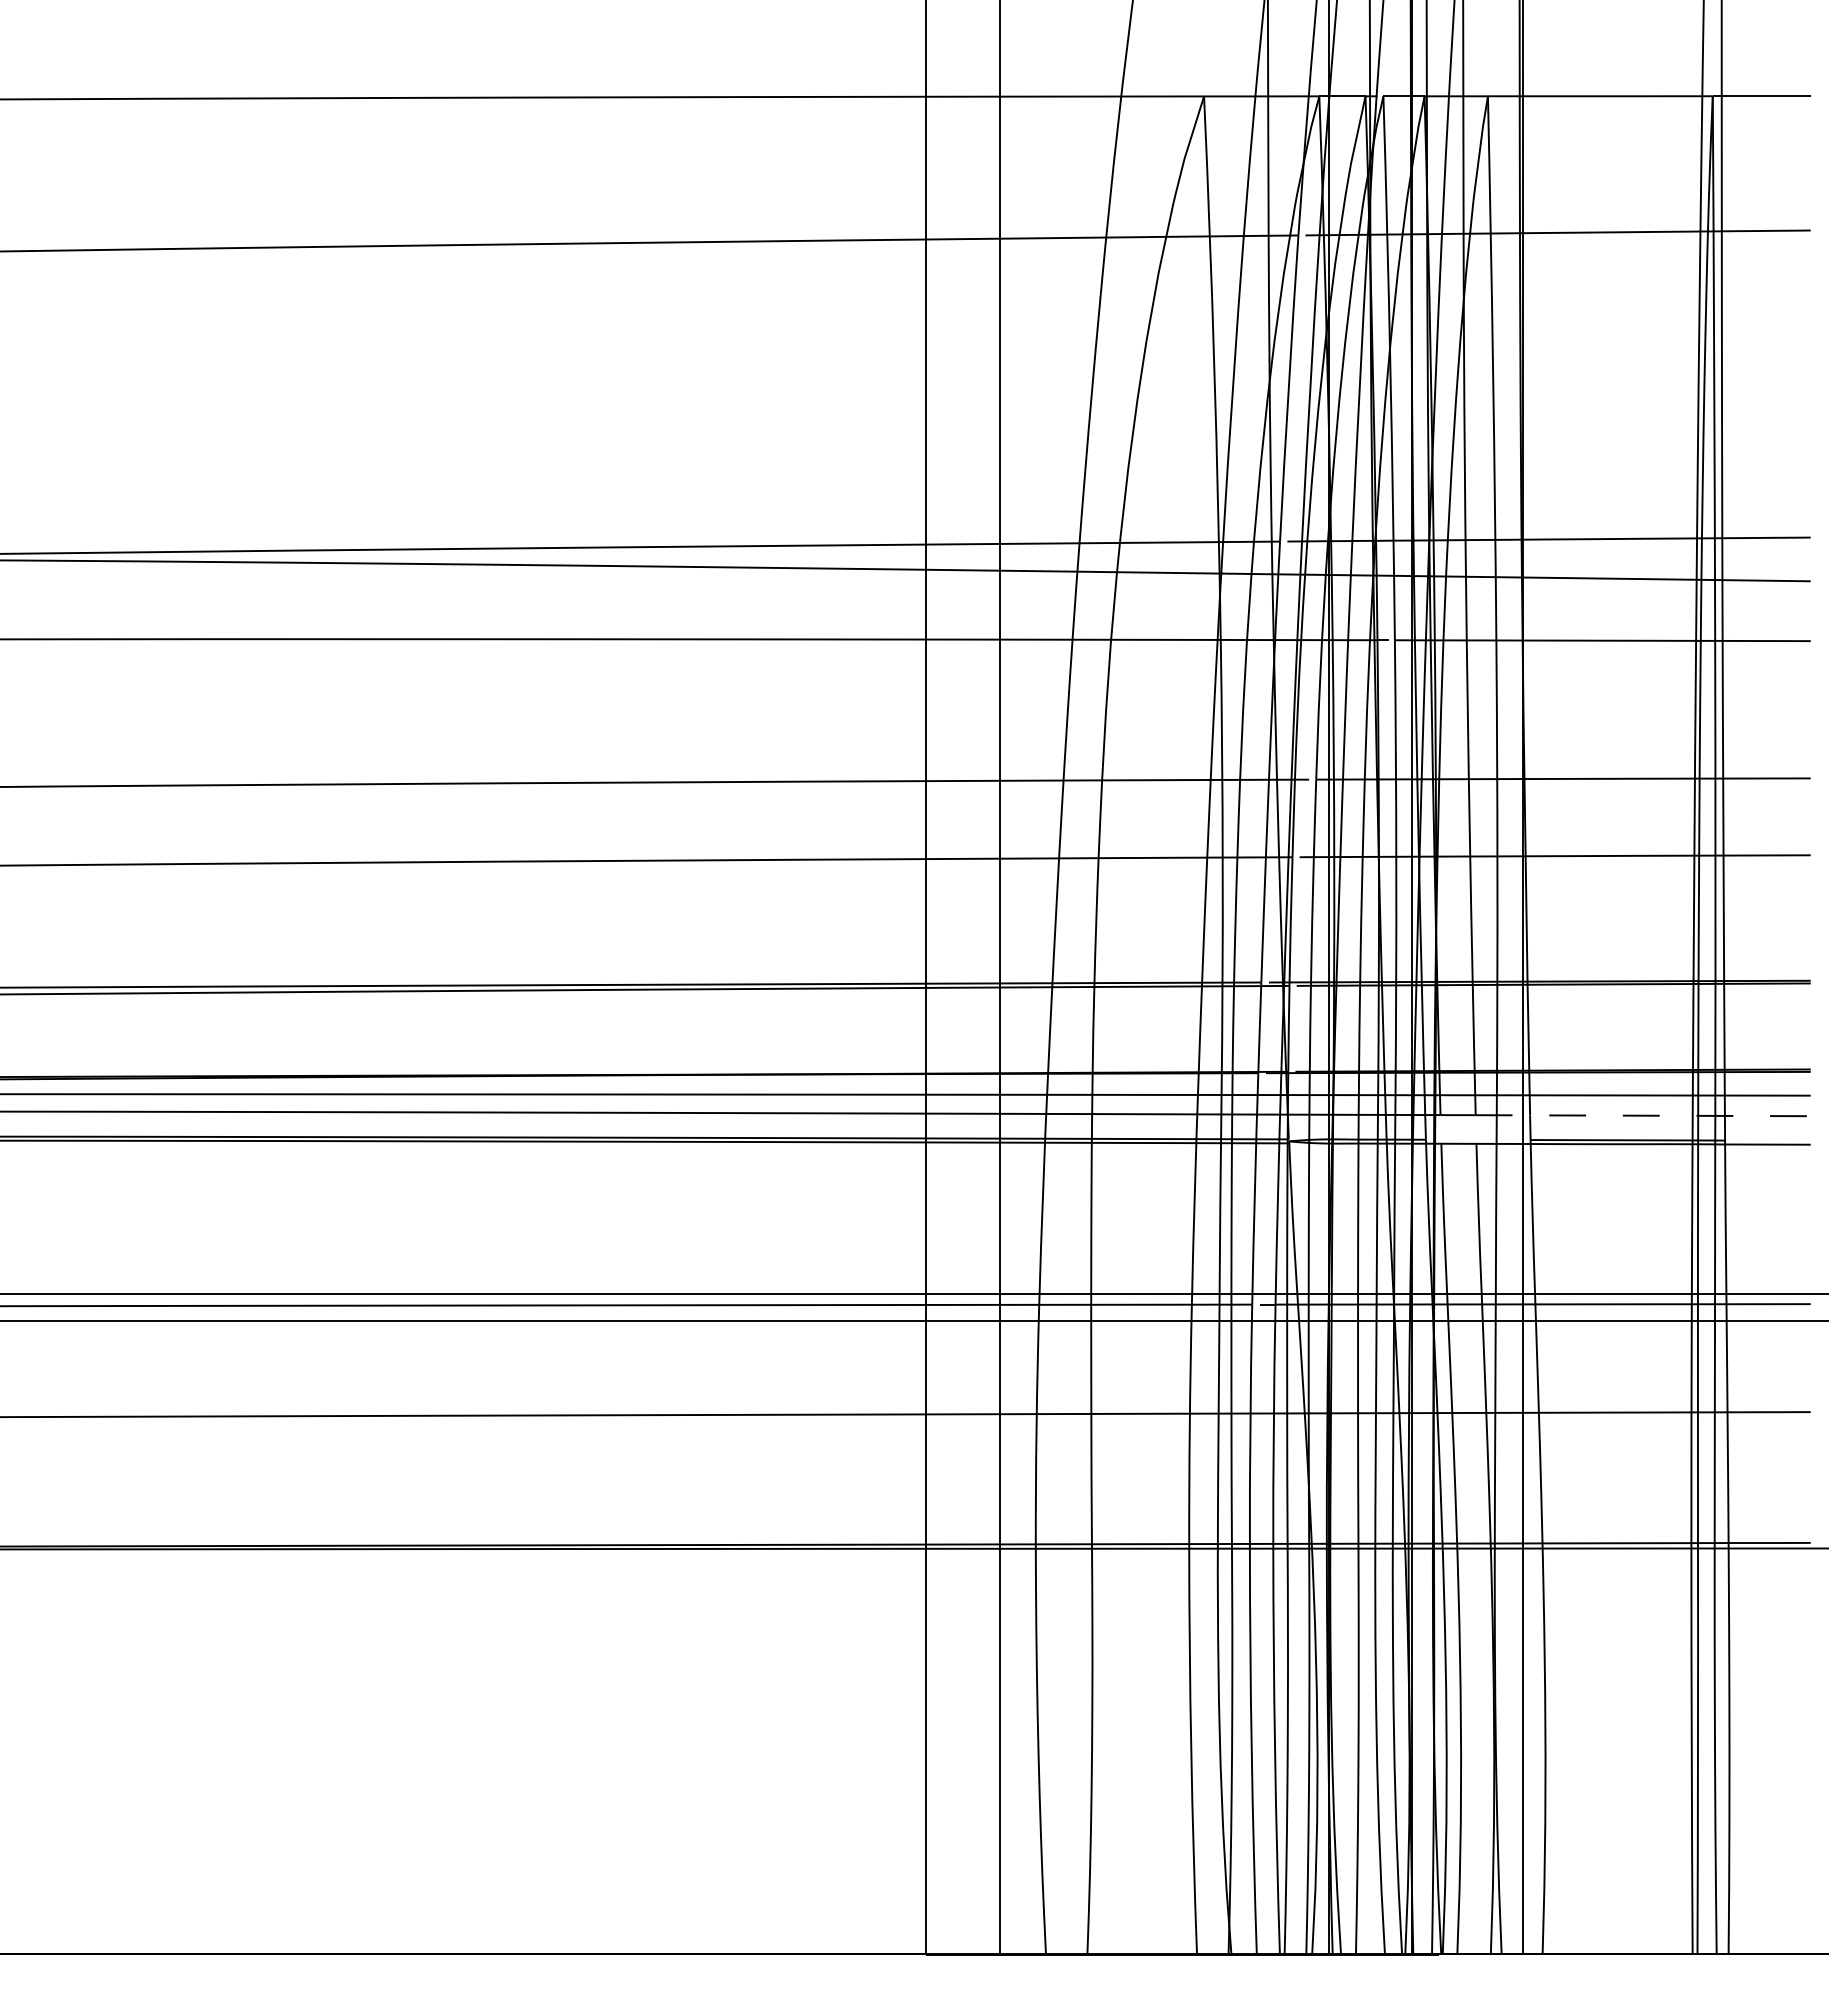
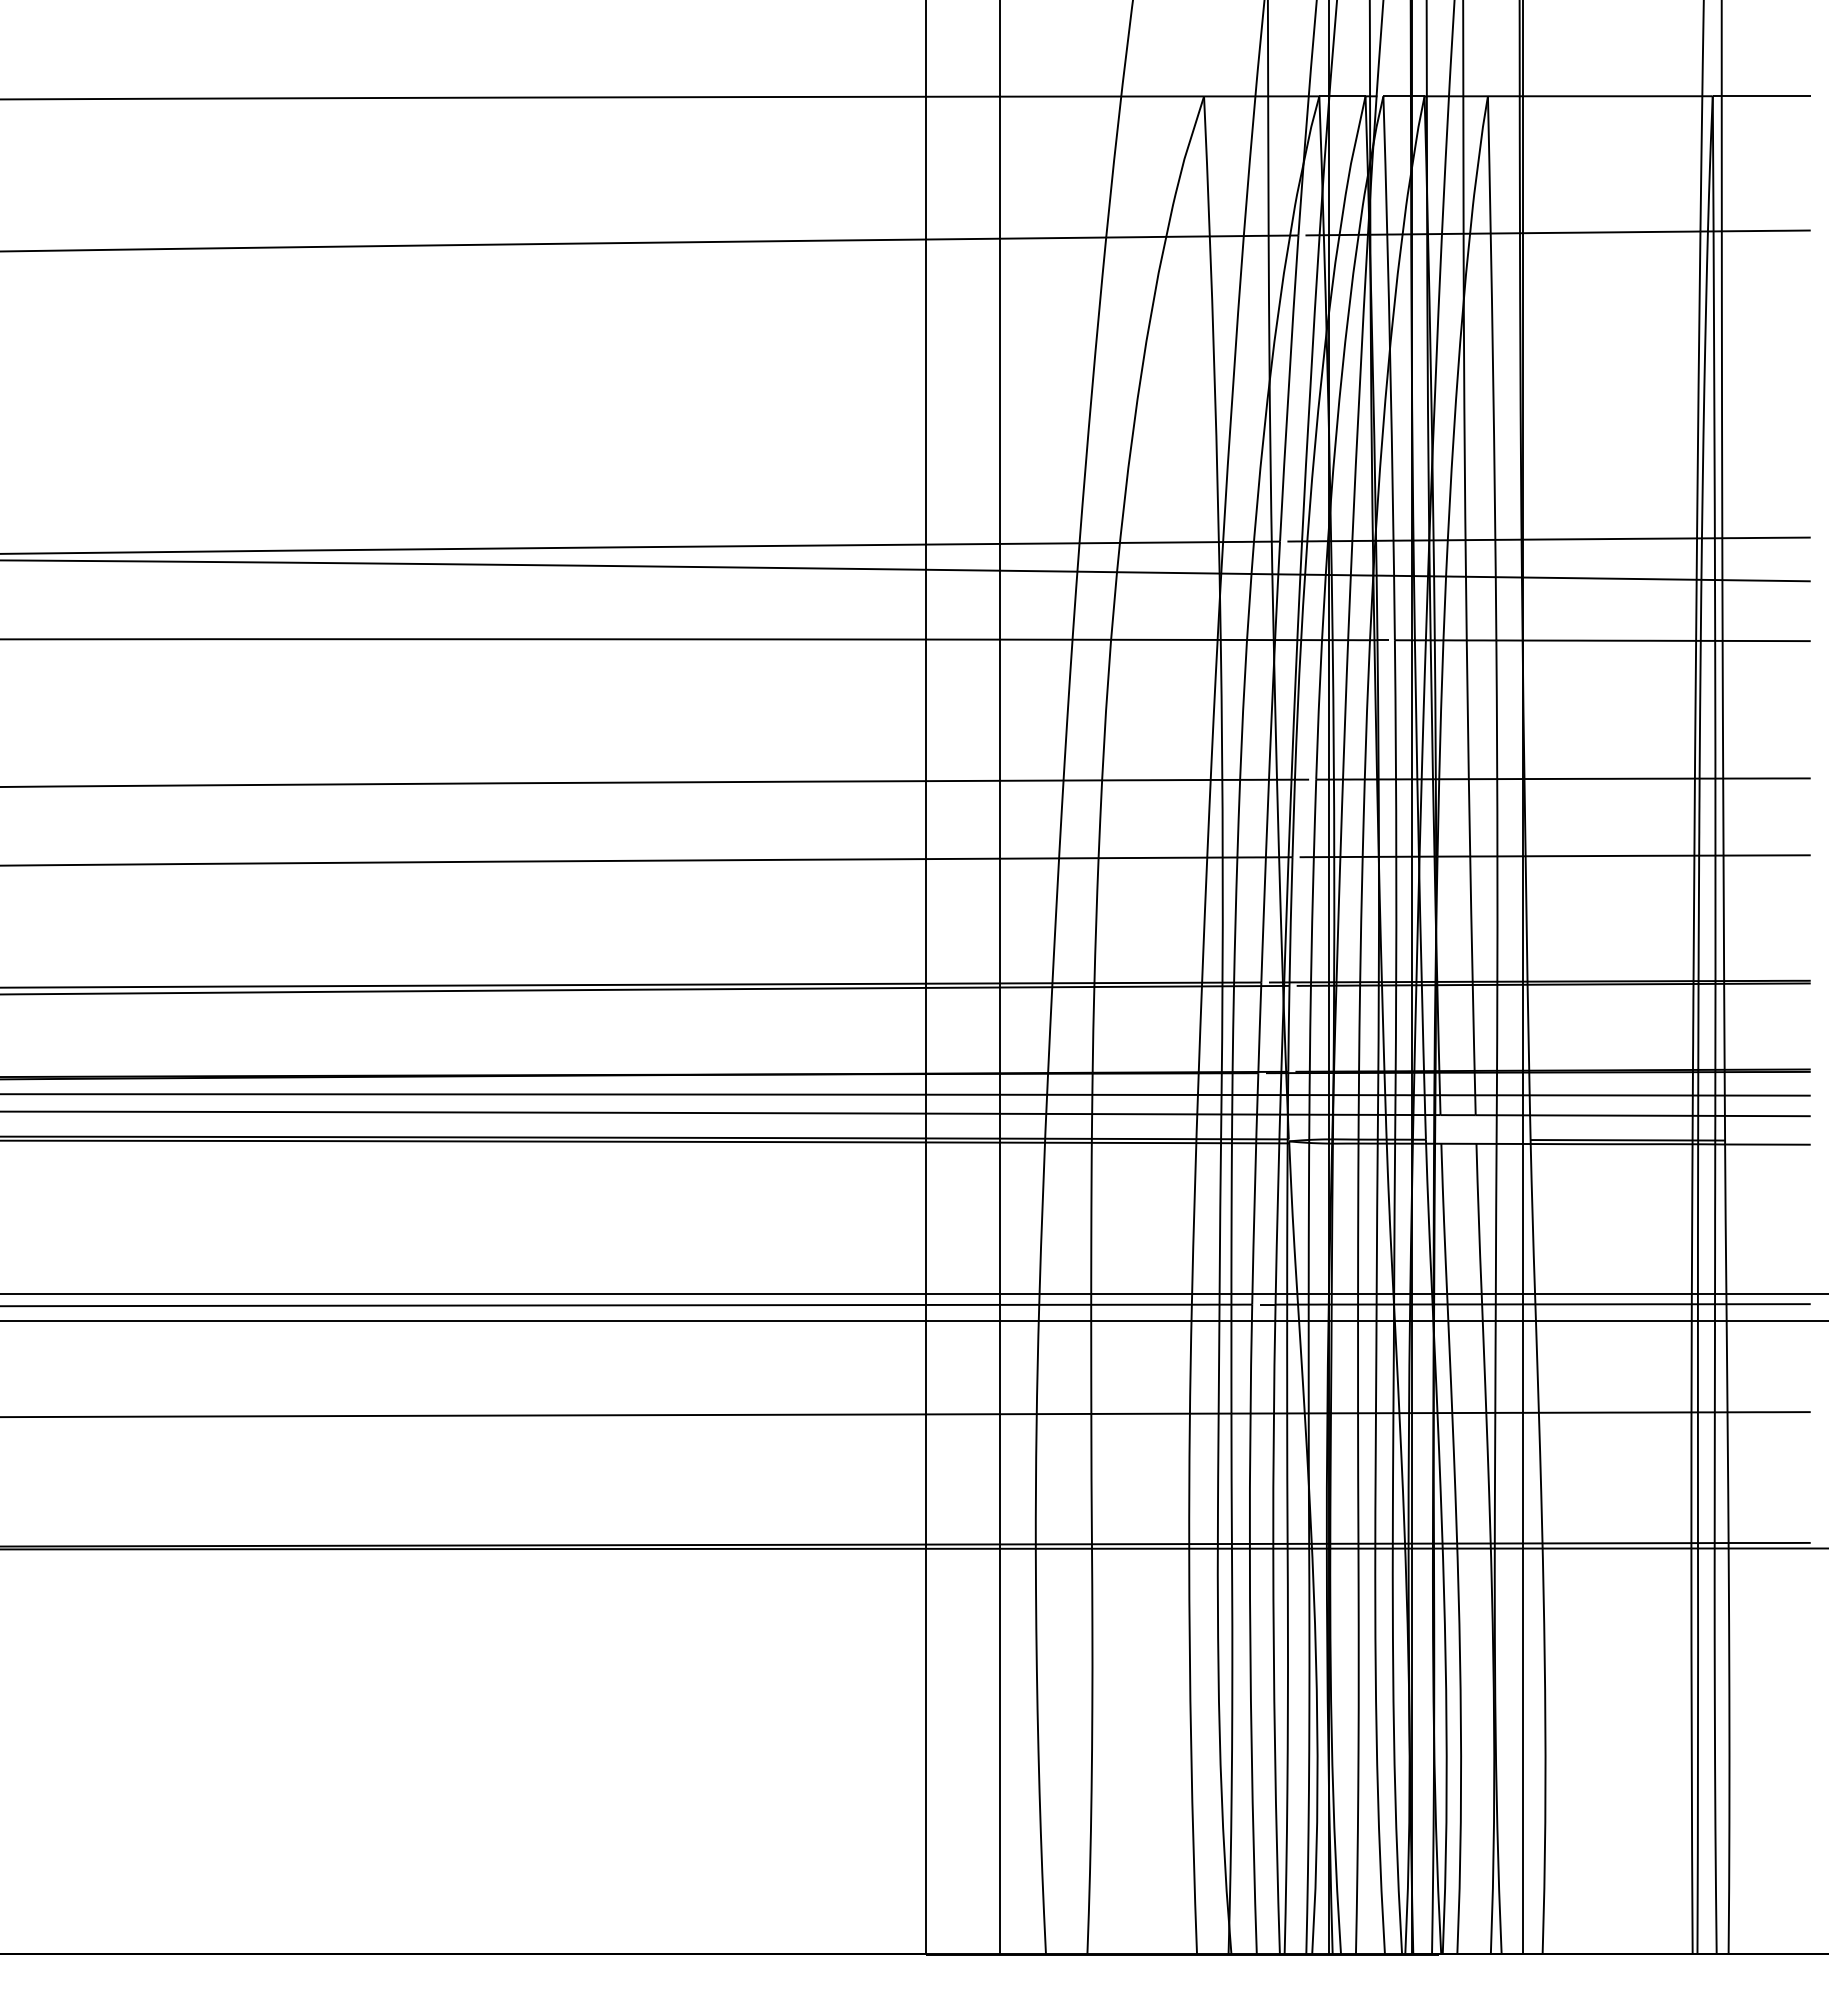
line: dashed -> solid (1643, 1115)
